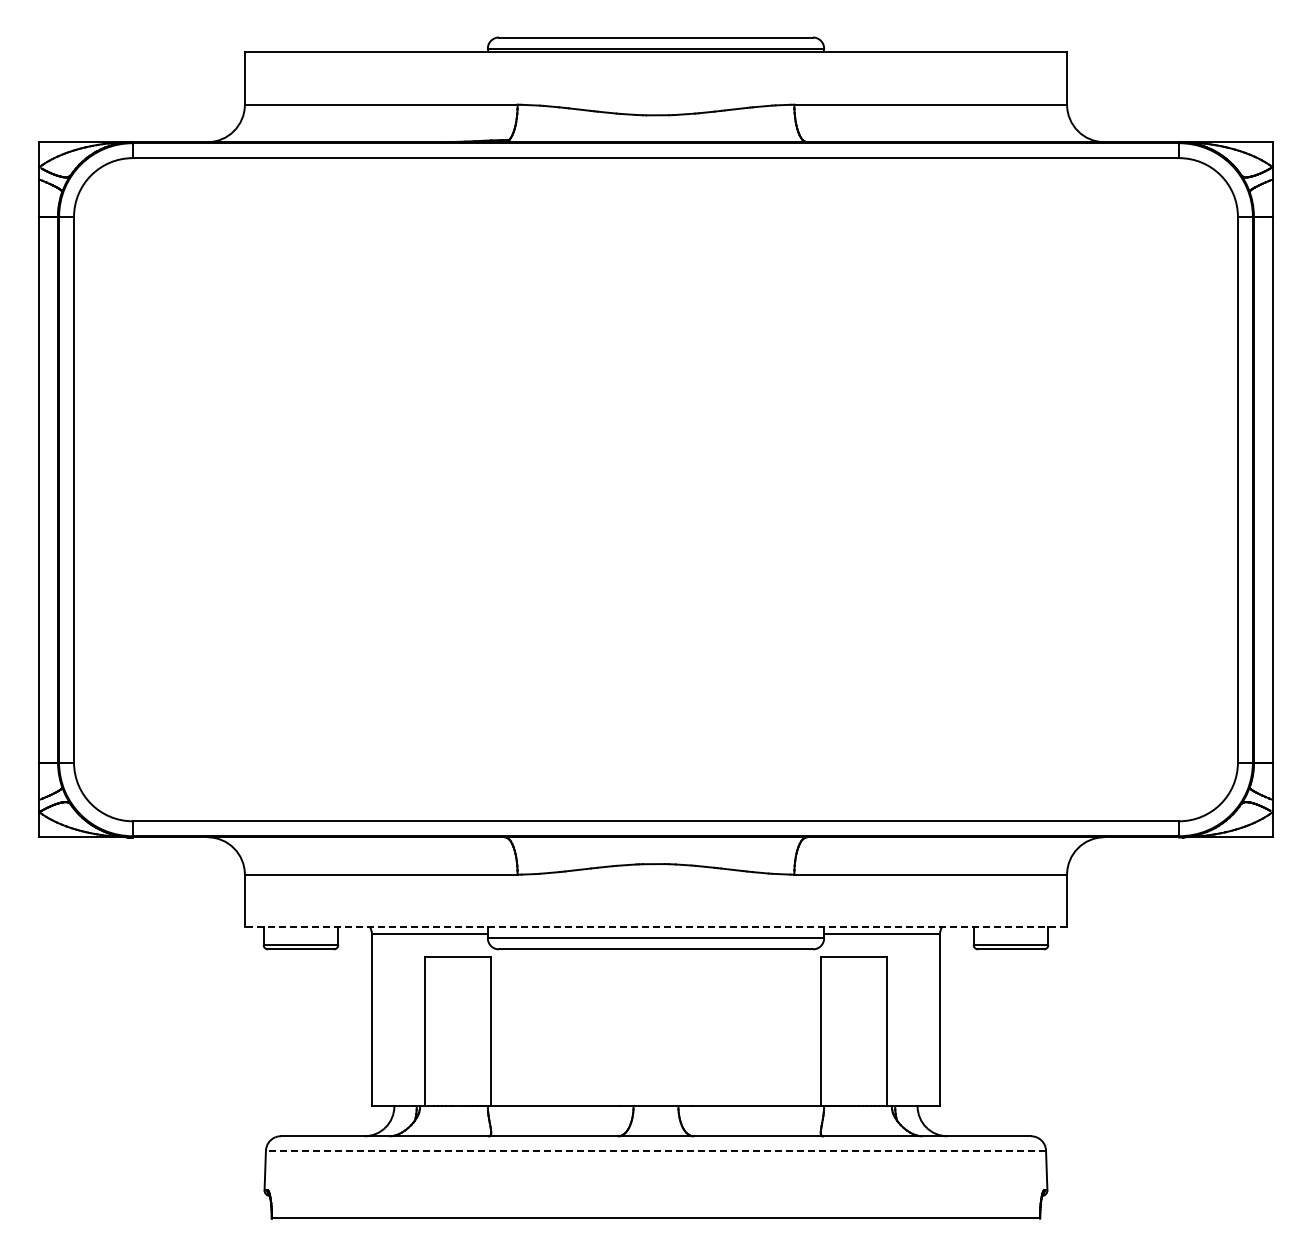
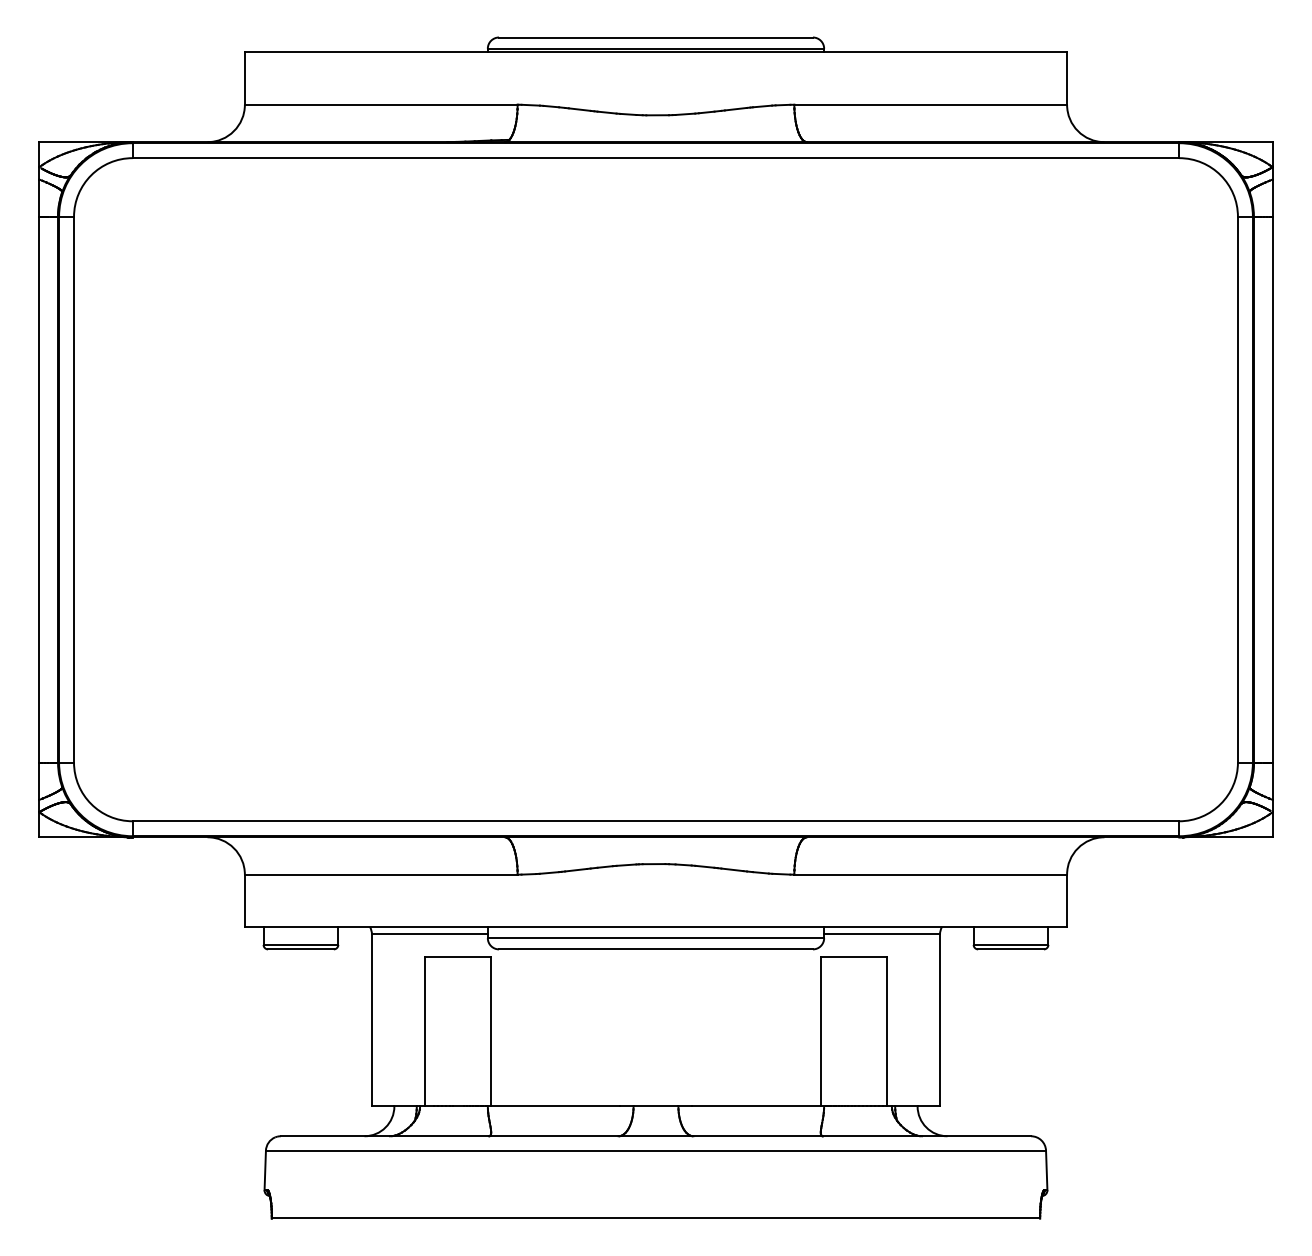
line: dashed -> solid (655, 926)
line: dashed -> solid (655, 1150)
